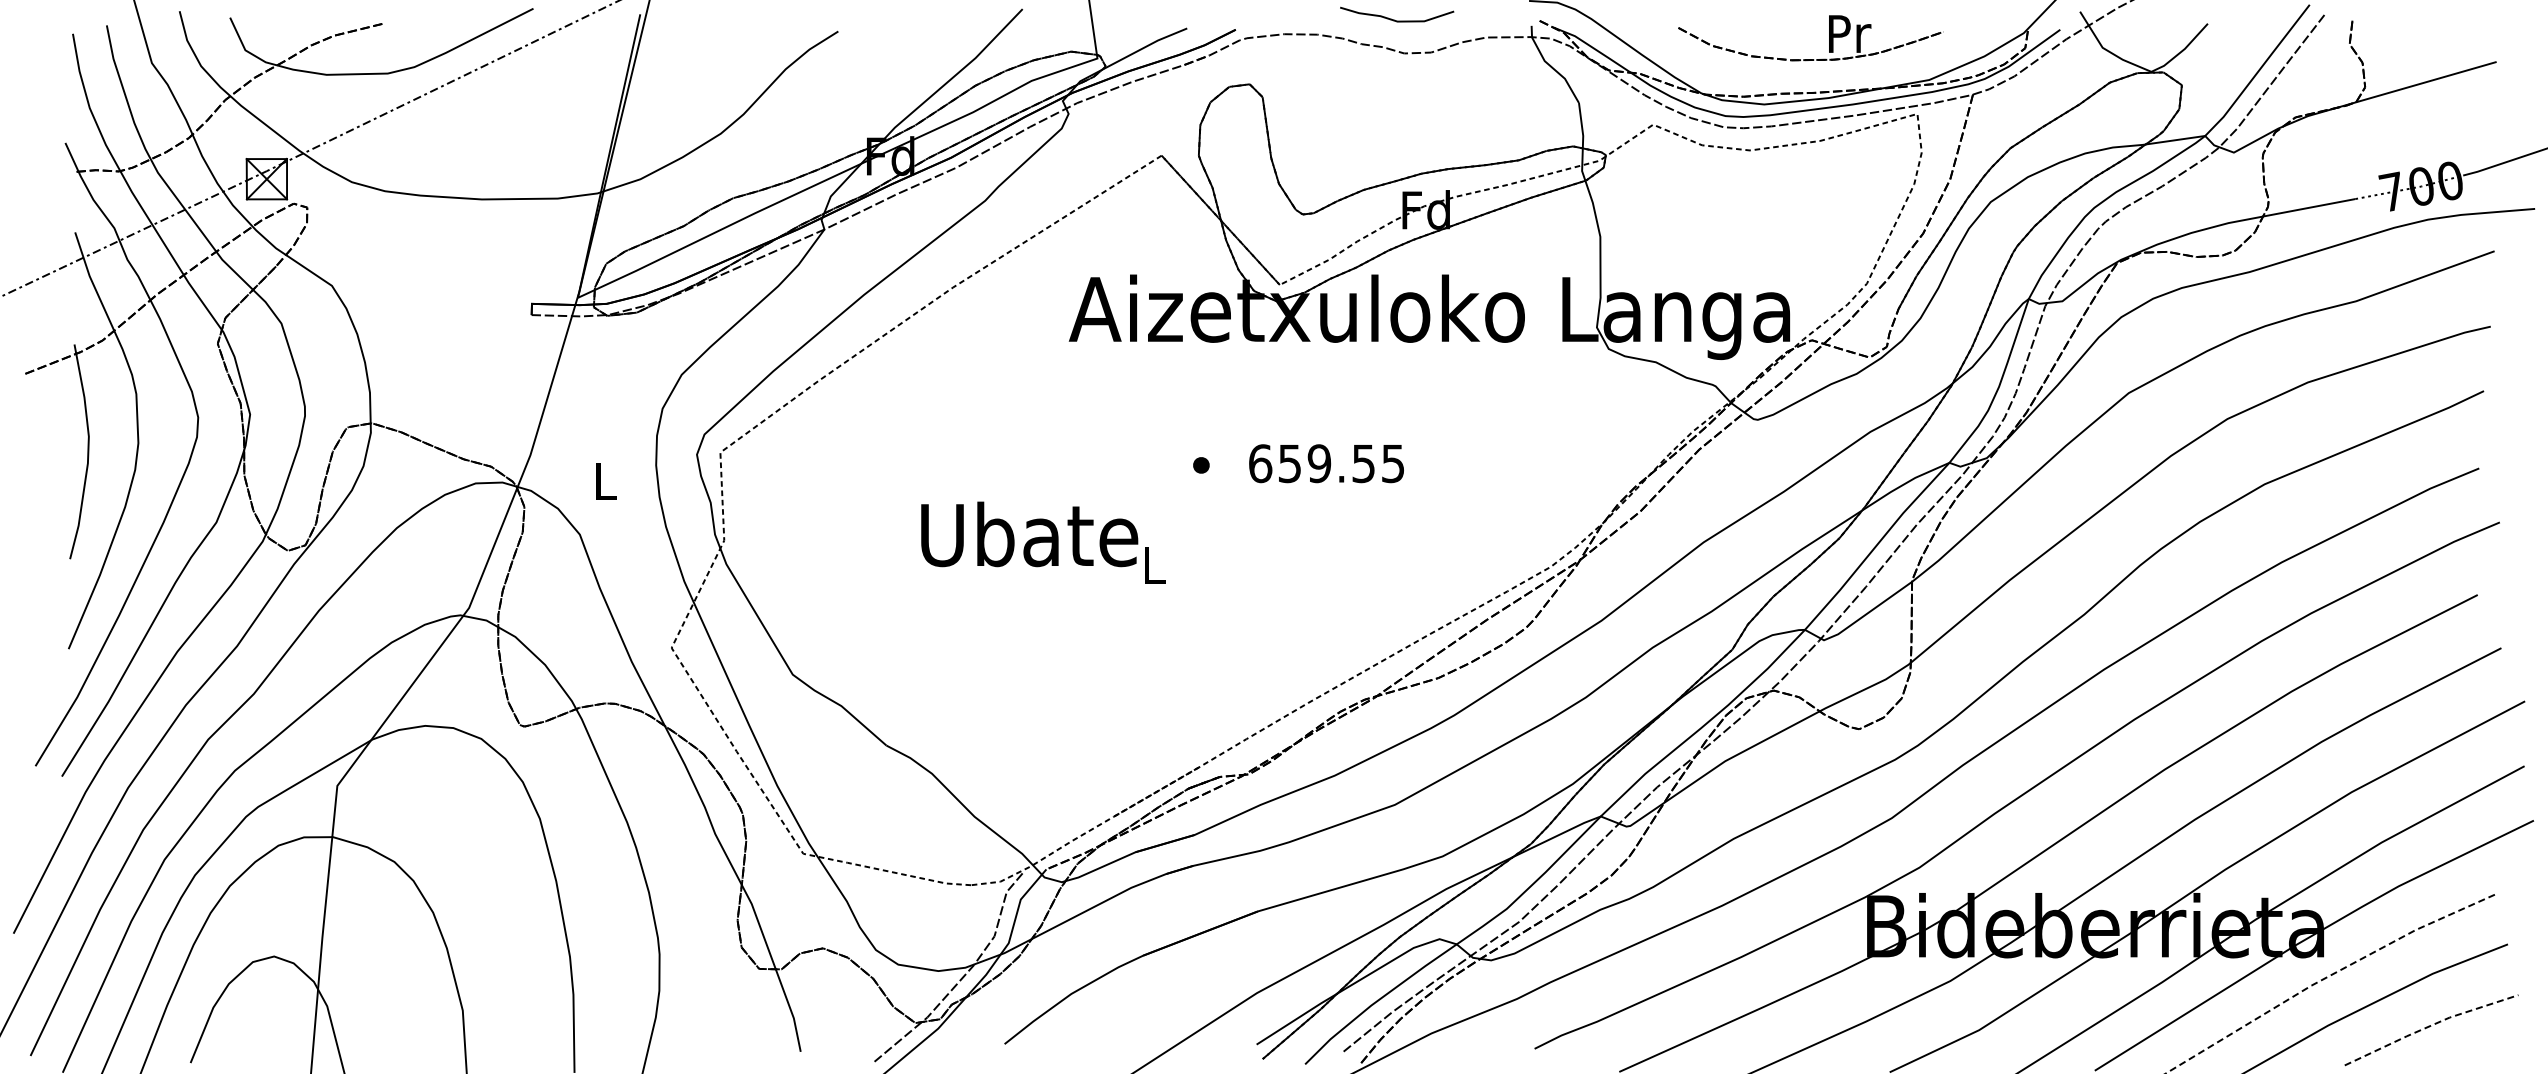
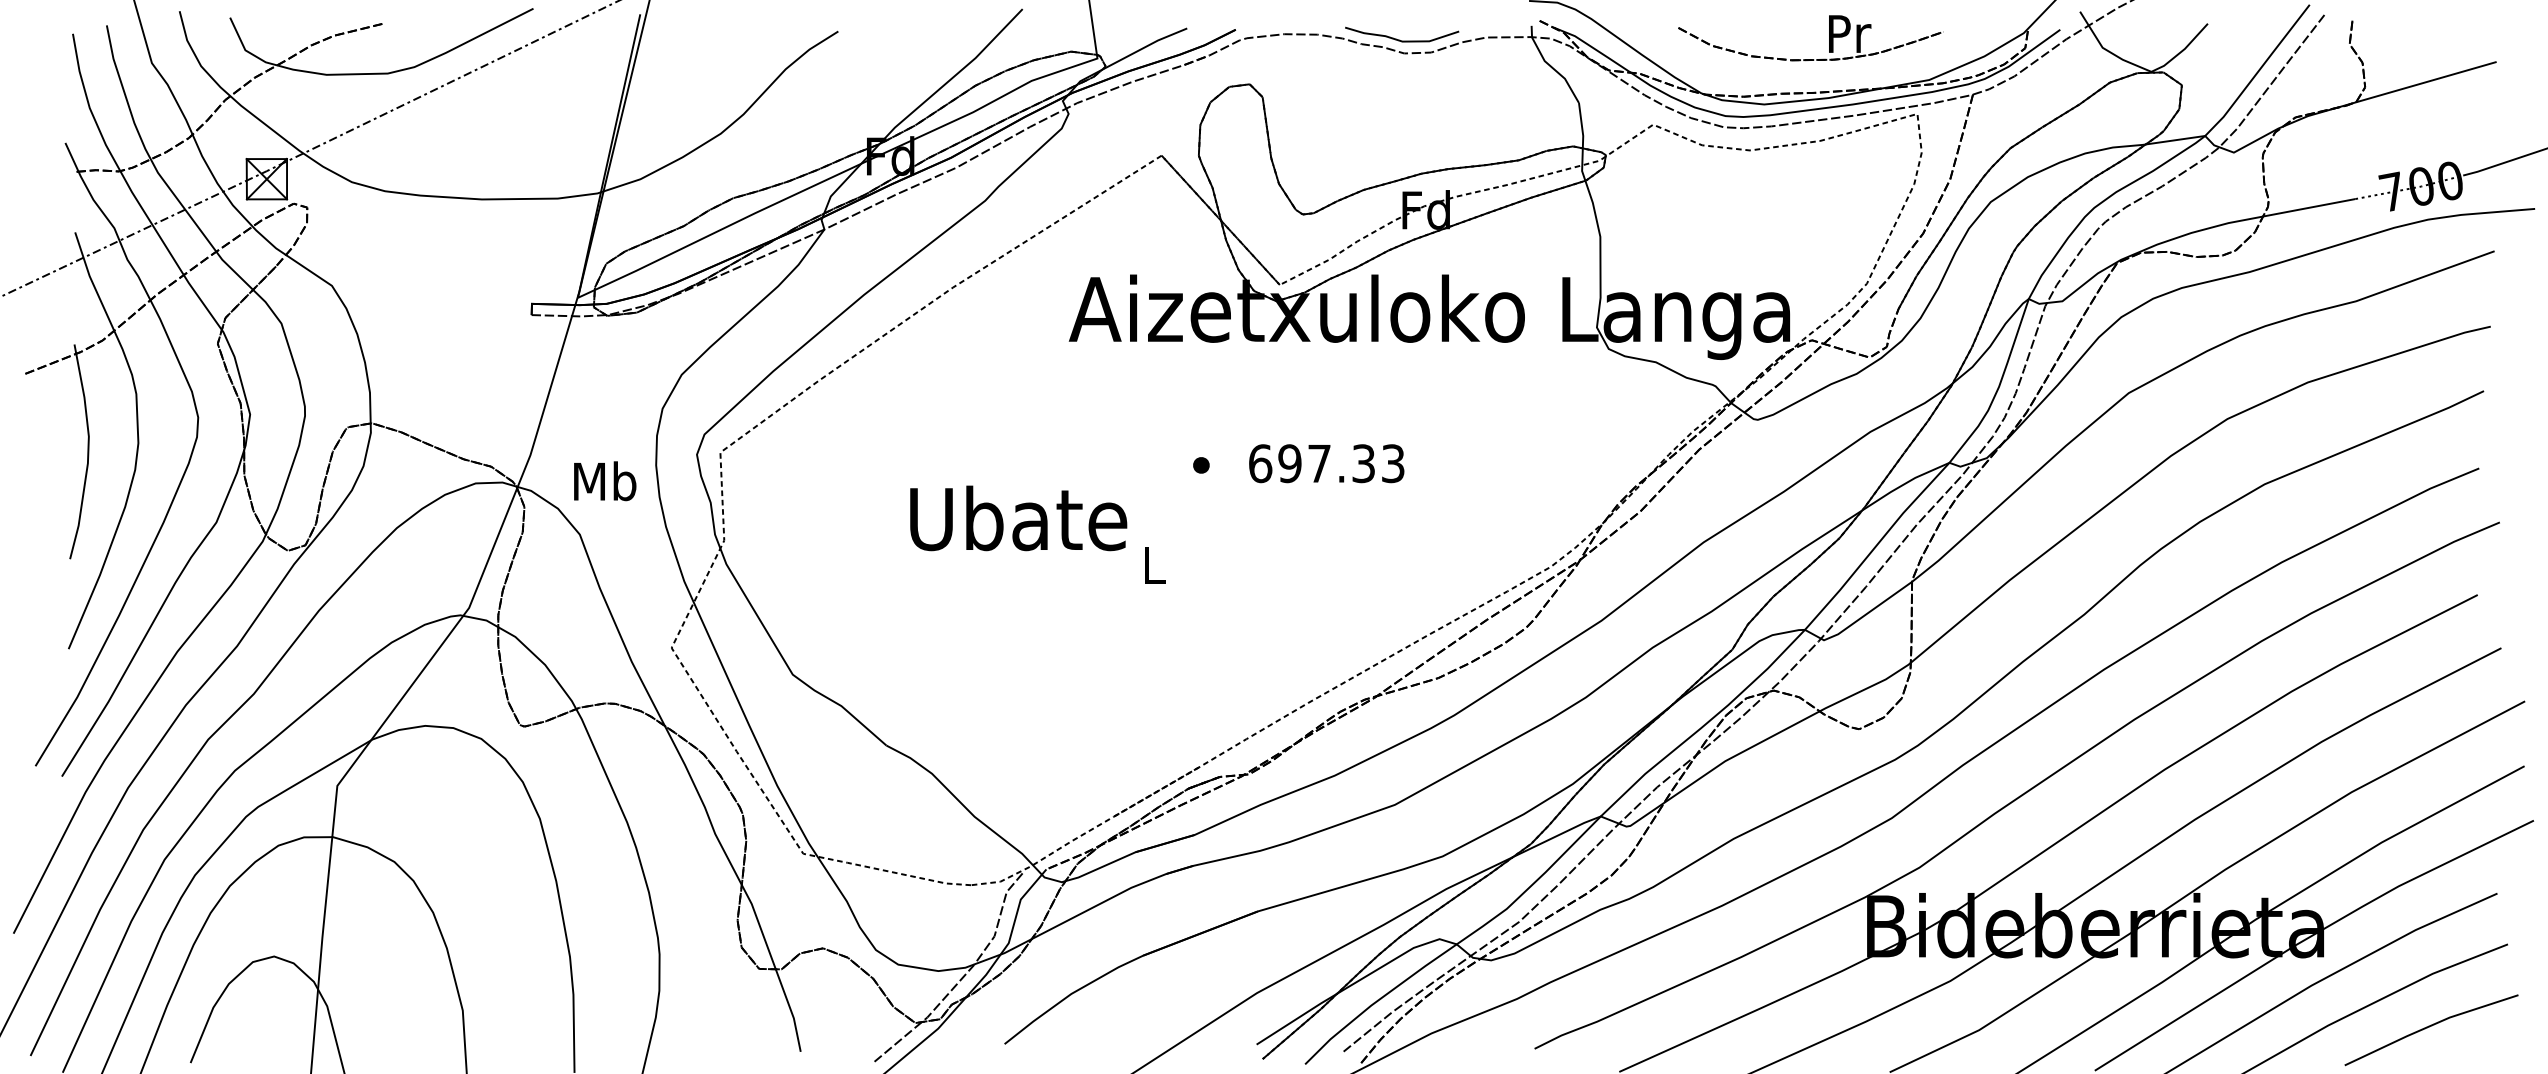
curve position: (1394, 19) -> (1399, 39) (1399, 39)
text: 659.55 -> 697.33 (1341, 463)
text: L -> Mb (605, 481)
text position: (1029, 534) -> (1018, 518) (1018, 518)
line: dashed -> solid (2328, 976)
line: dashed -> solid (2430, 1025)
